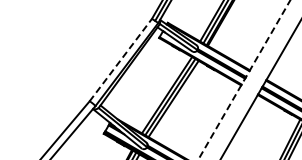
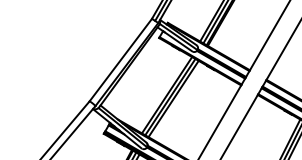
line: dashed -> solid (120, 60)
line: dashed -> solid (244, 79)
